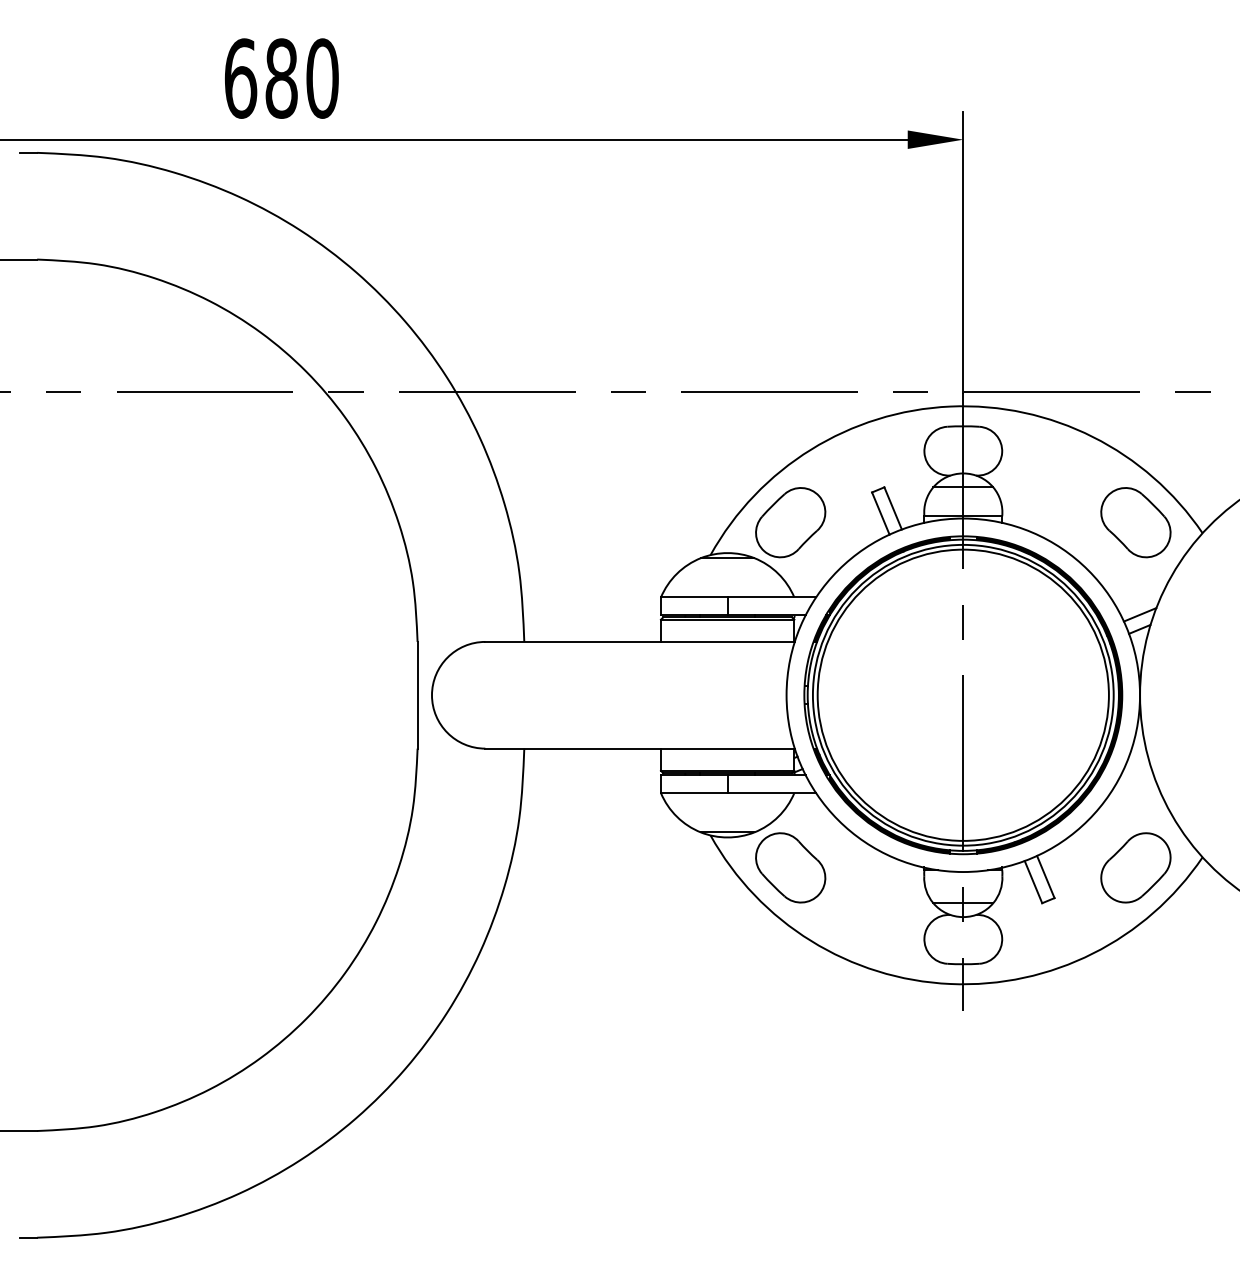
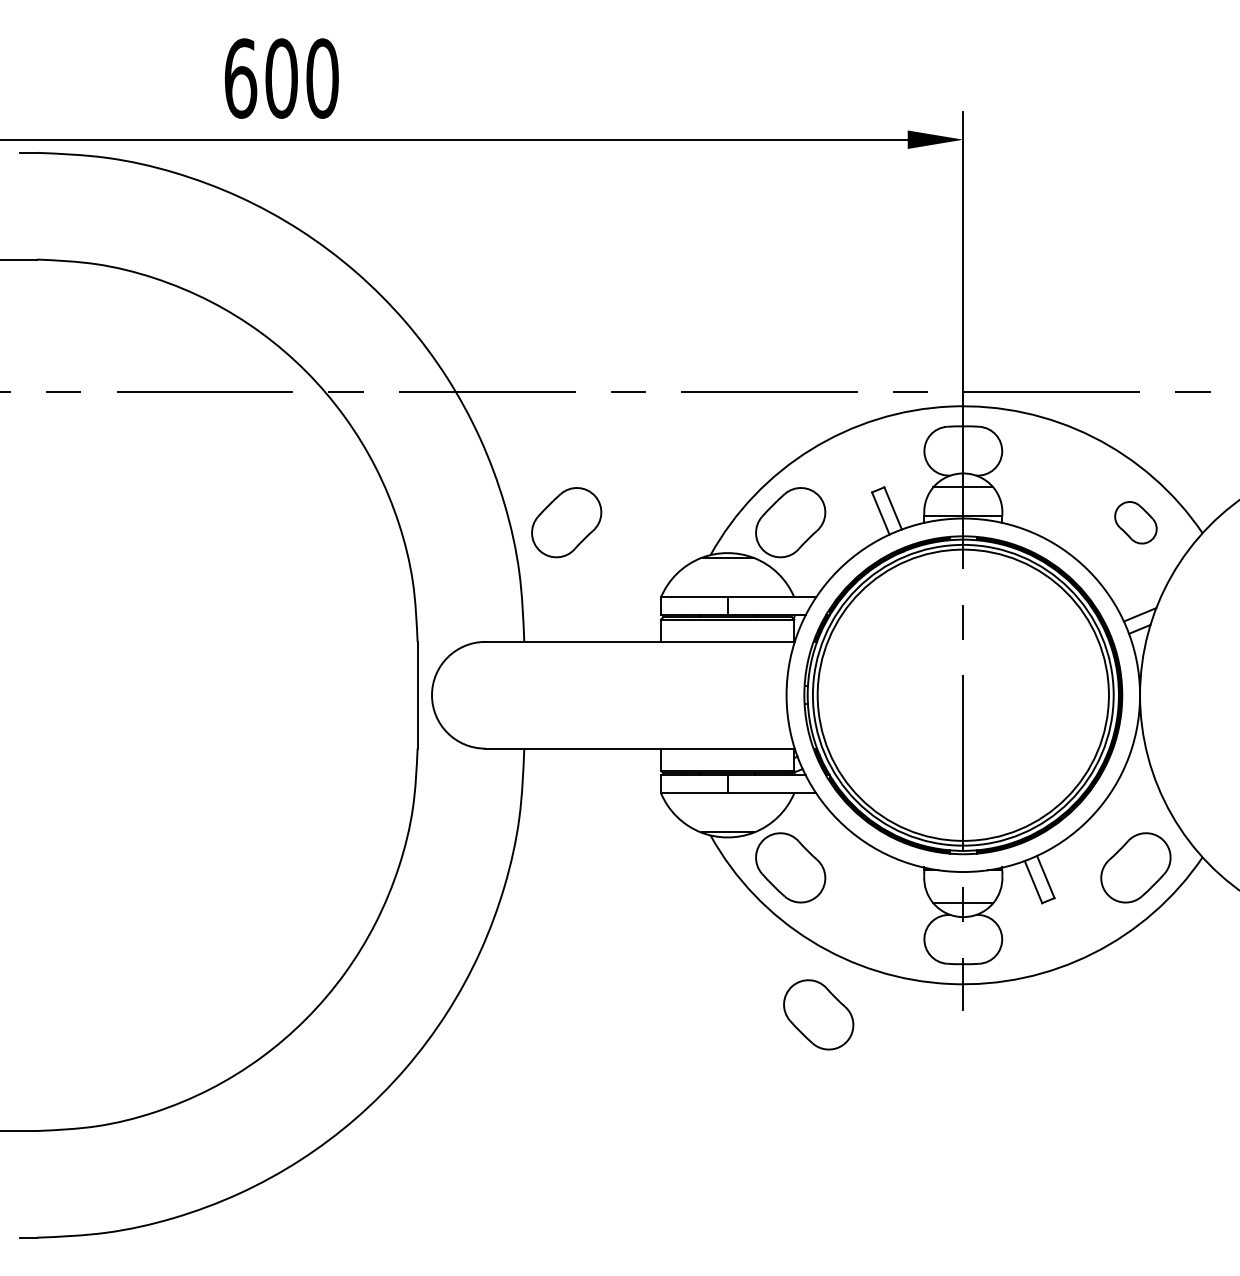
text: 680 -> 600 (281, 78)
part: none -> present (566, 522)
part size: 72x72 px -> 44x44 px (1135, 522)
part: none -> present (818, 1014)
